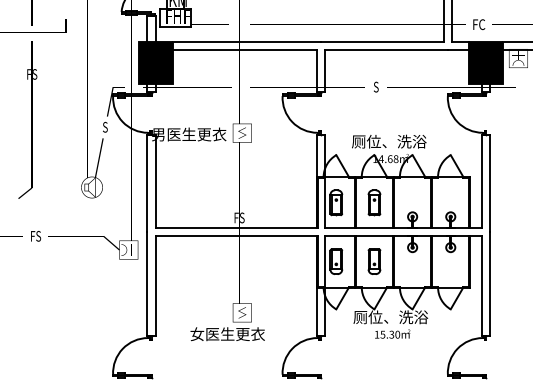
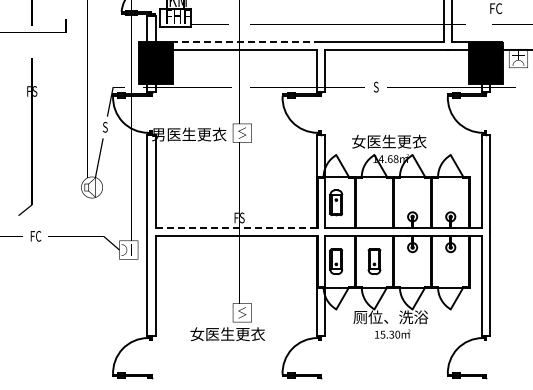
text position: (479, 24) -> (496, 8) (496, 8)
line: solid -> dashed (246, 41)
line: present -> none (516, 41)
text position: (27, 119) -> (27, 136) (27, 136)
text: 厕位、洗浴 -> 女医生更衣 (389, 141)
part: present -> none (374, 202)
line: solid -> dashed (236, 228)
text: FS -> FC (35, 236)
